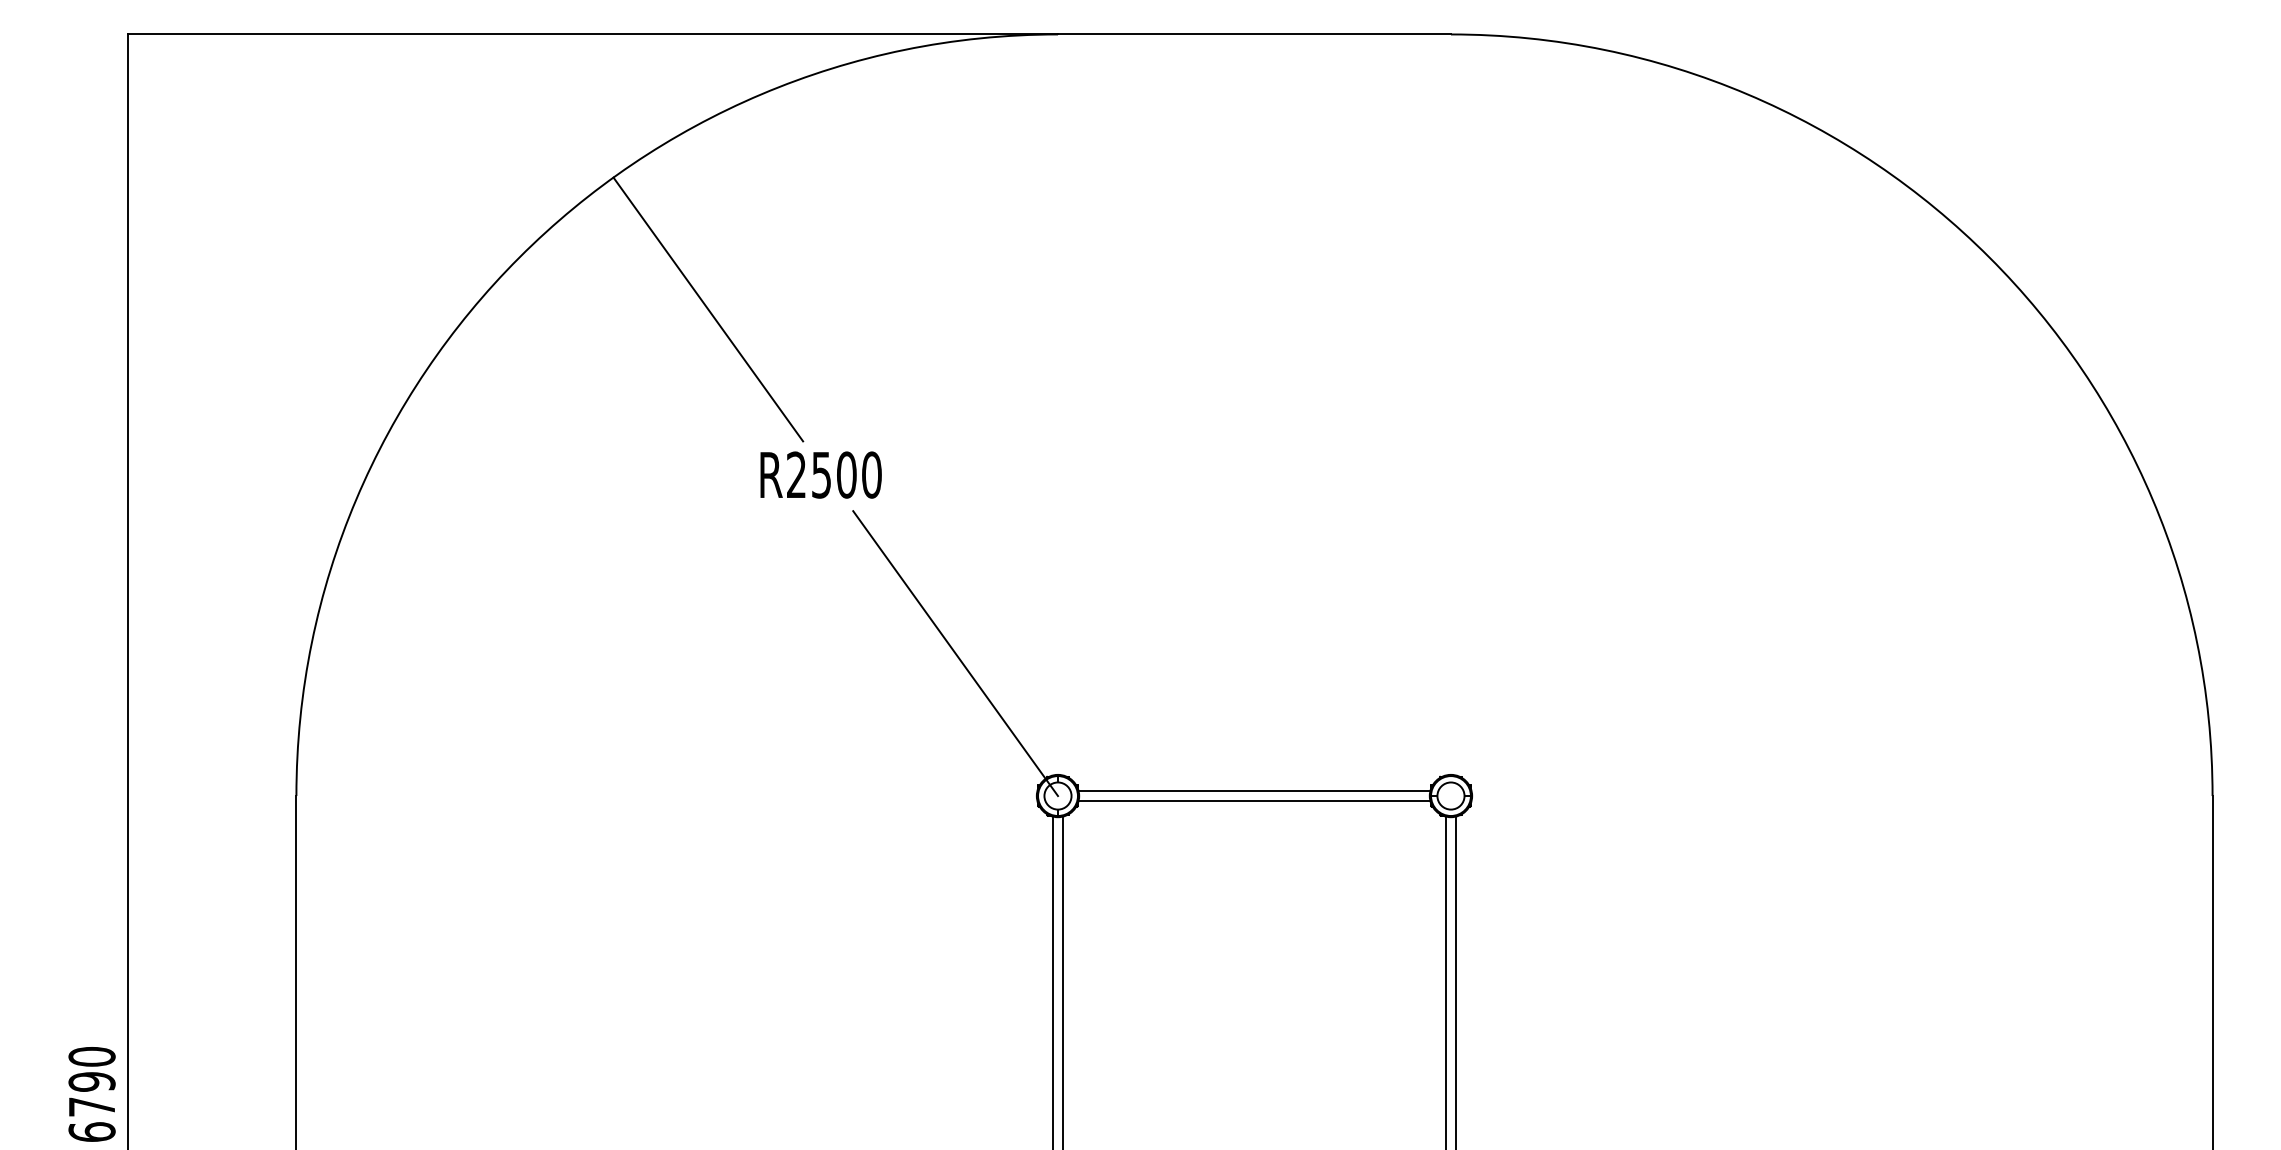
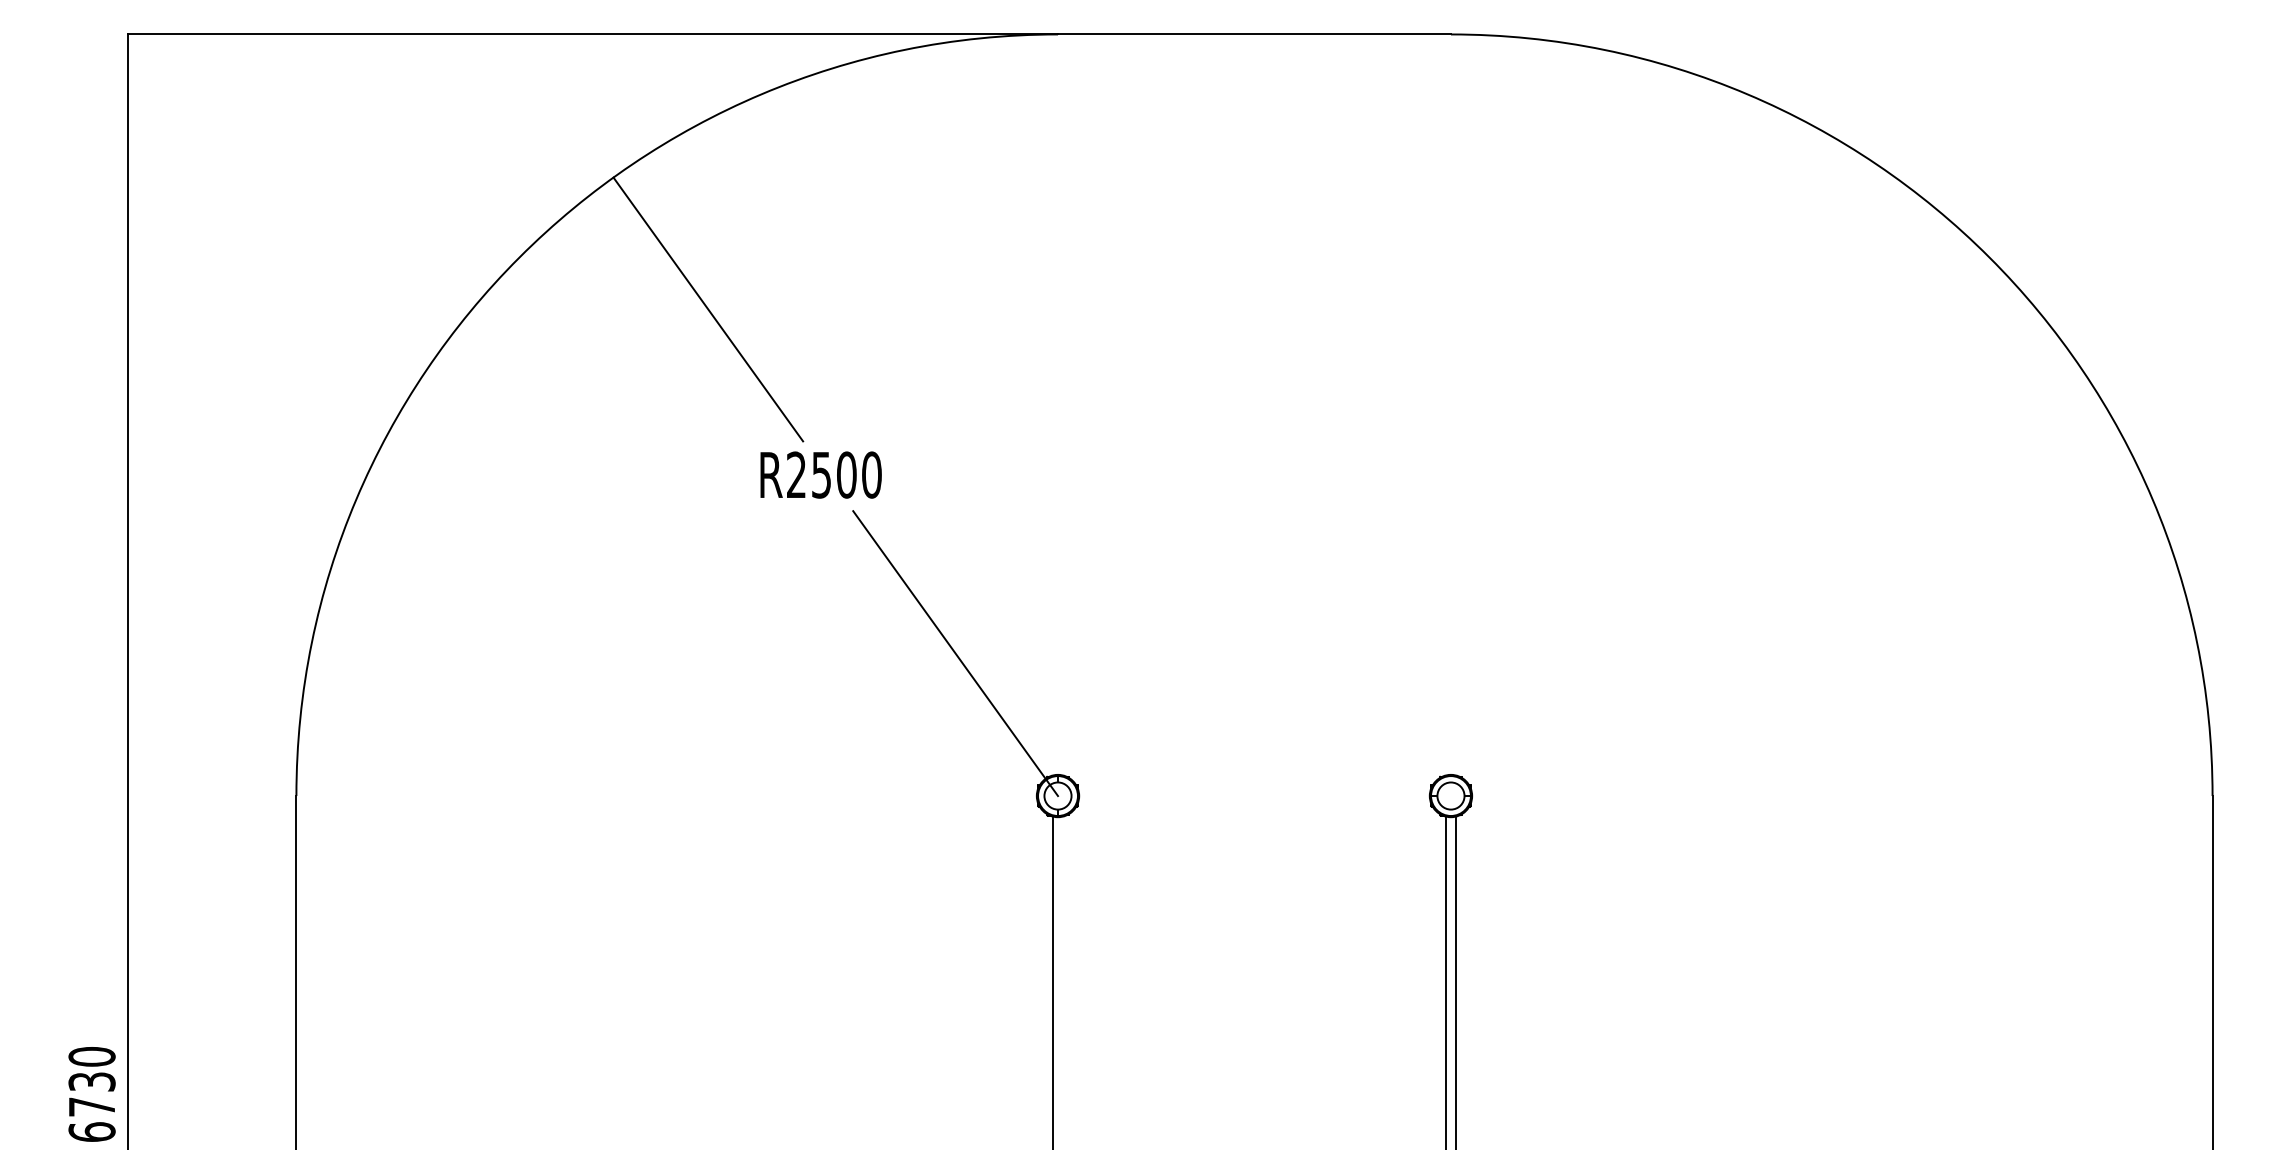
line: present -> none (1254, 790)
line: present -> none (1254, 801)
line: present -> none (1063, 981)
text: 6790 -> 6730 (91, 1081)
